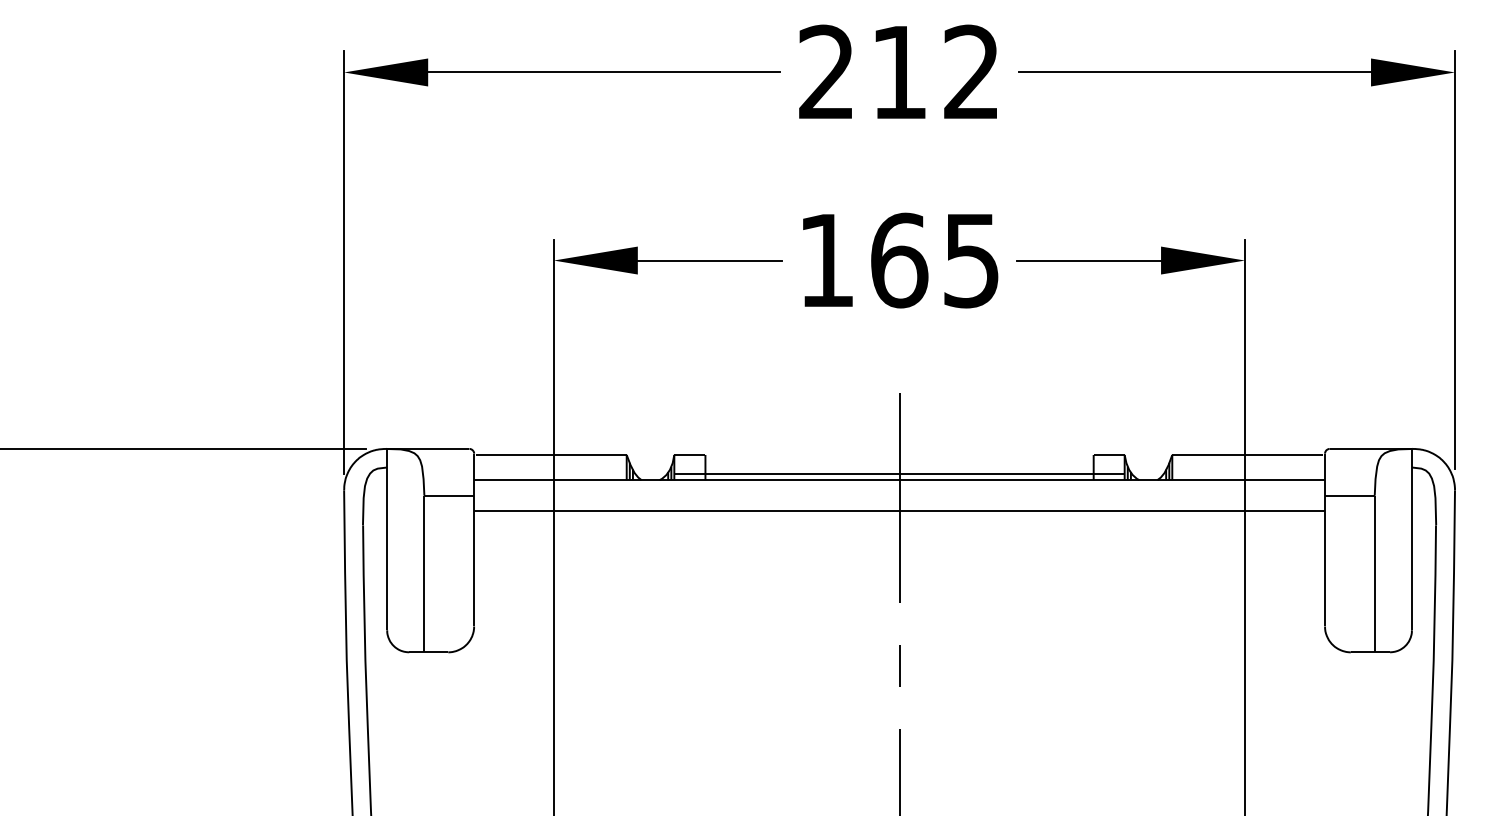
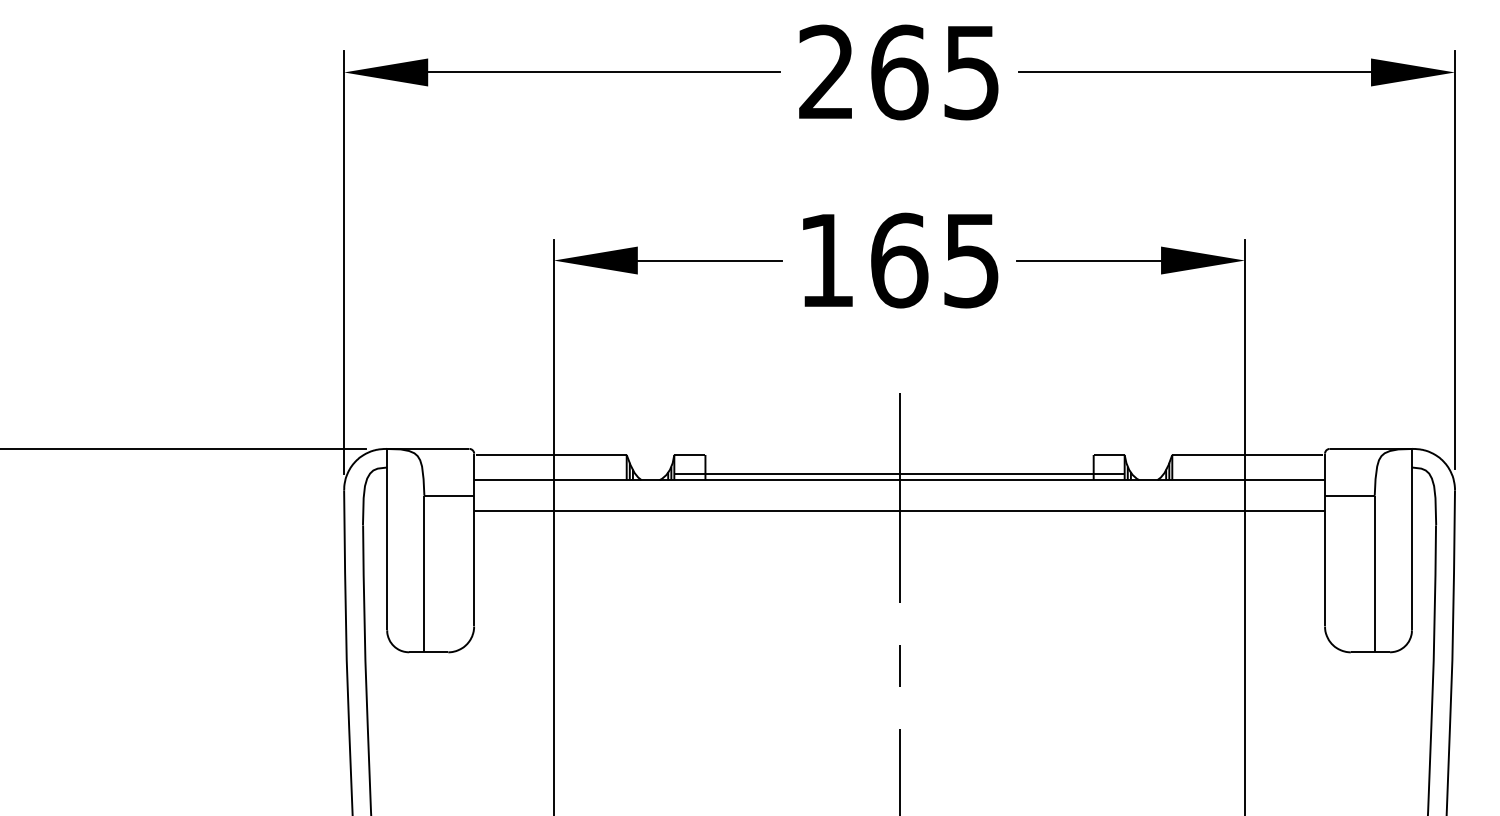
text: 212 -> 265 (934, 72)
